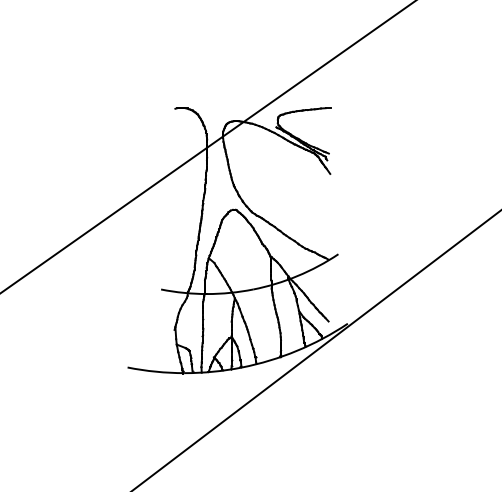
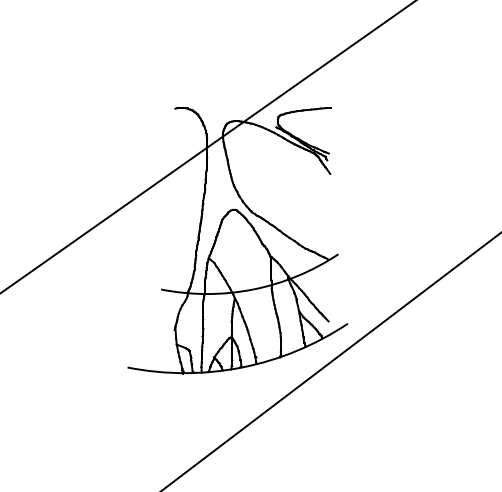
line position: (316, 350) -> (331, 361) (331, 361)
